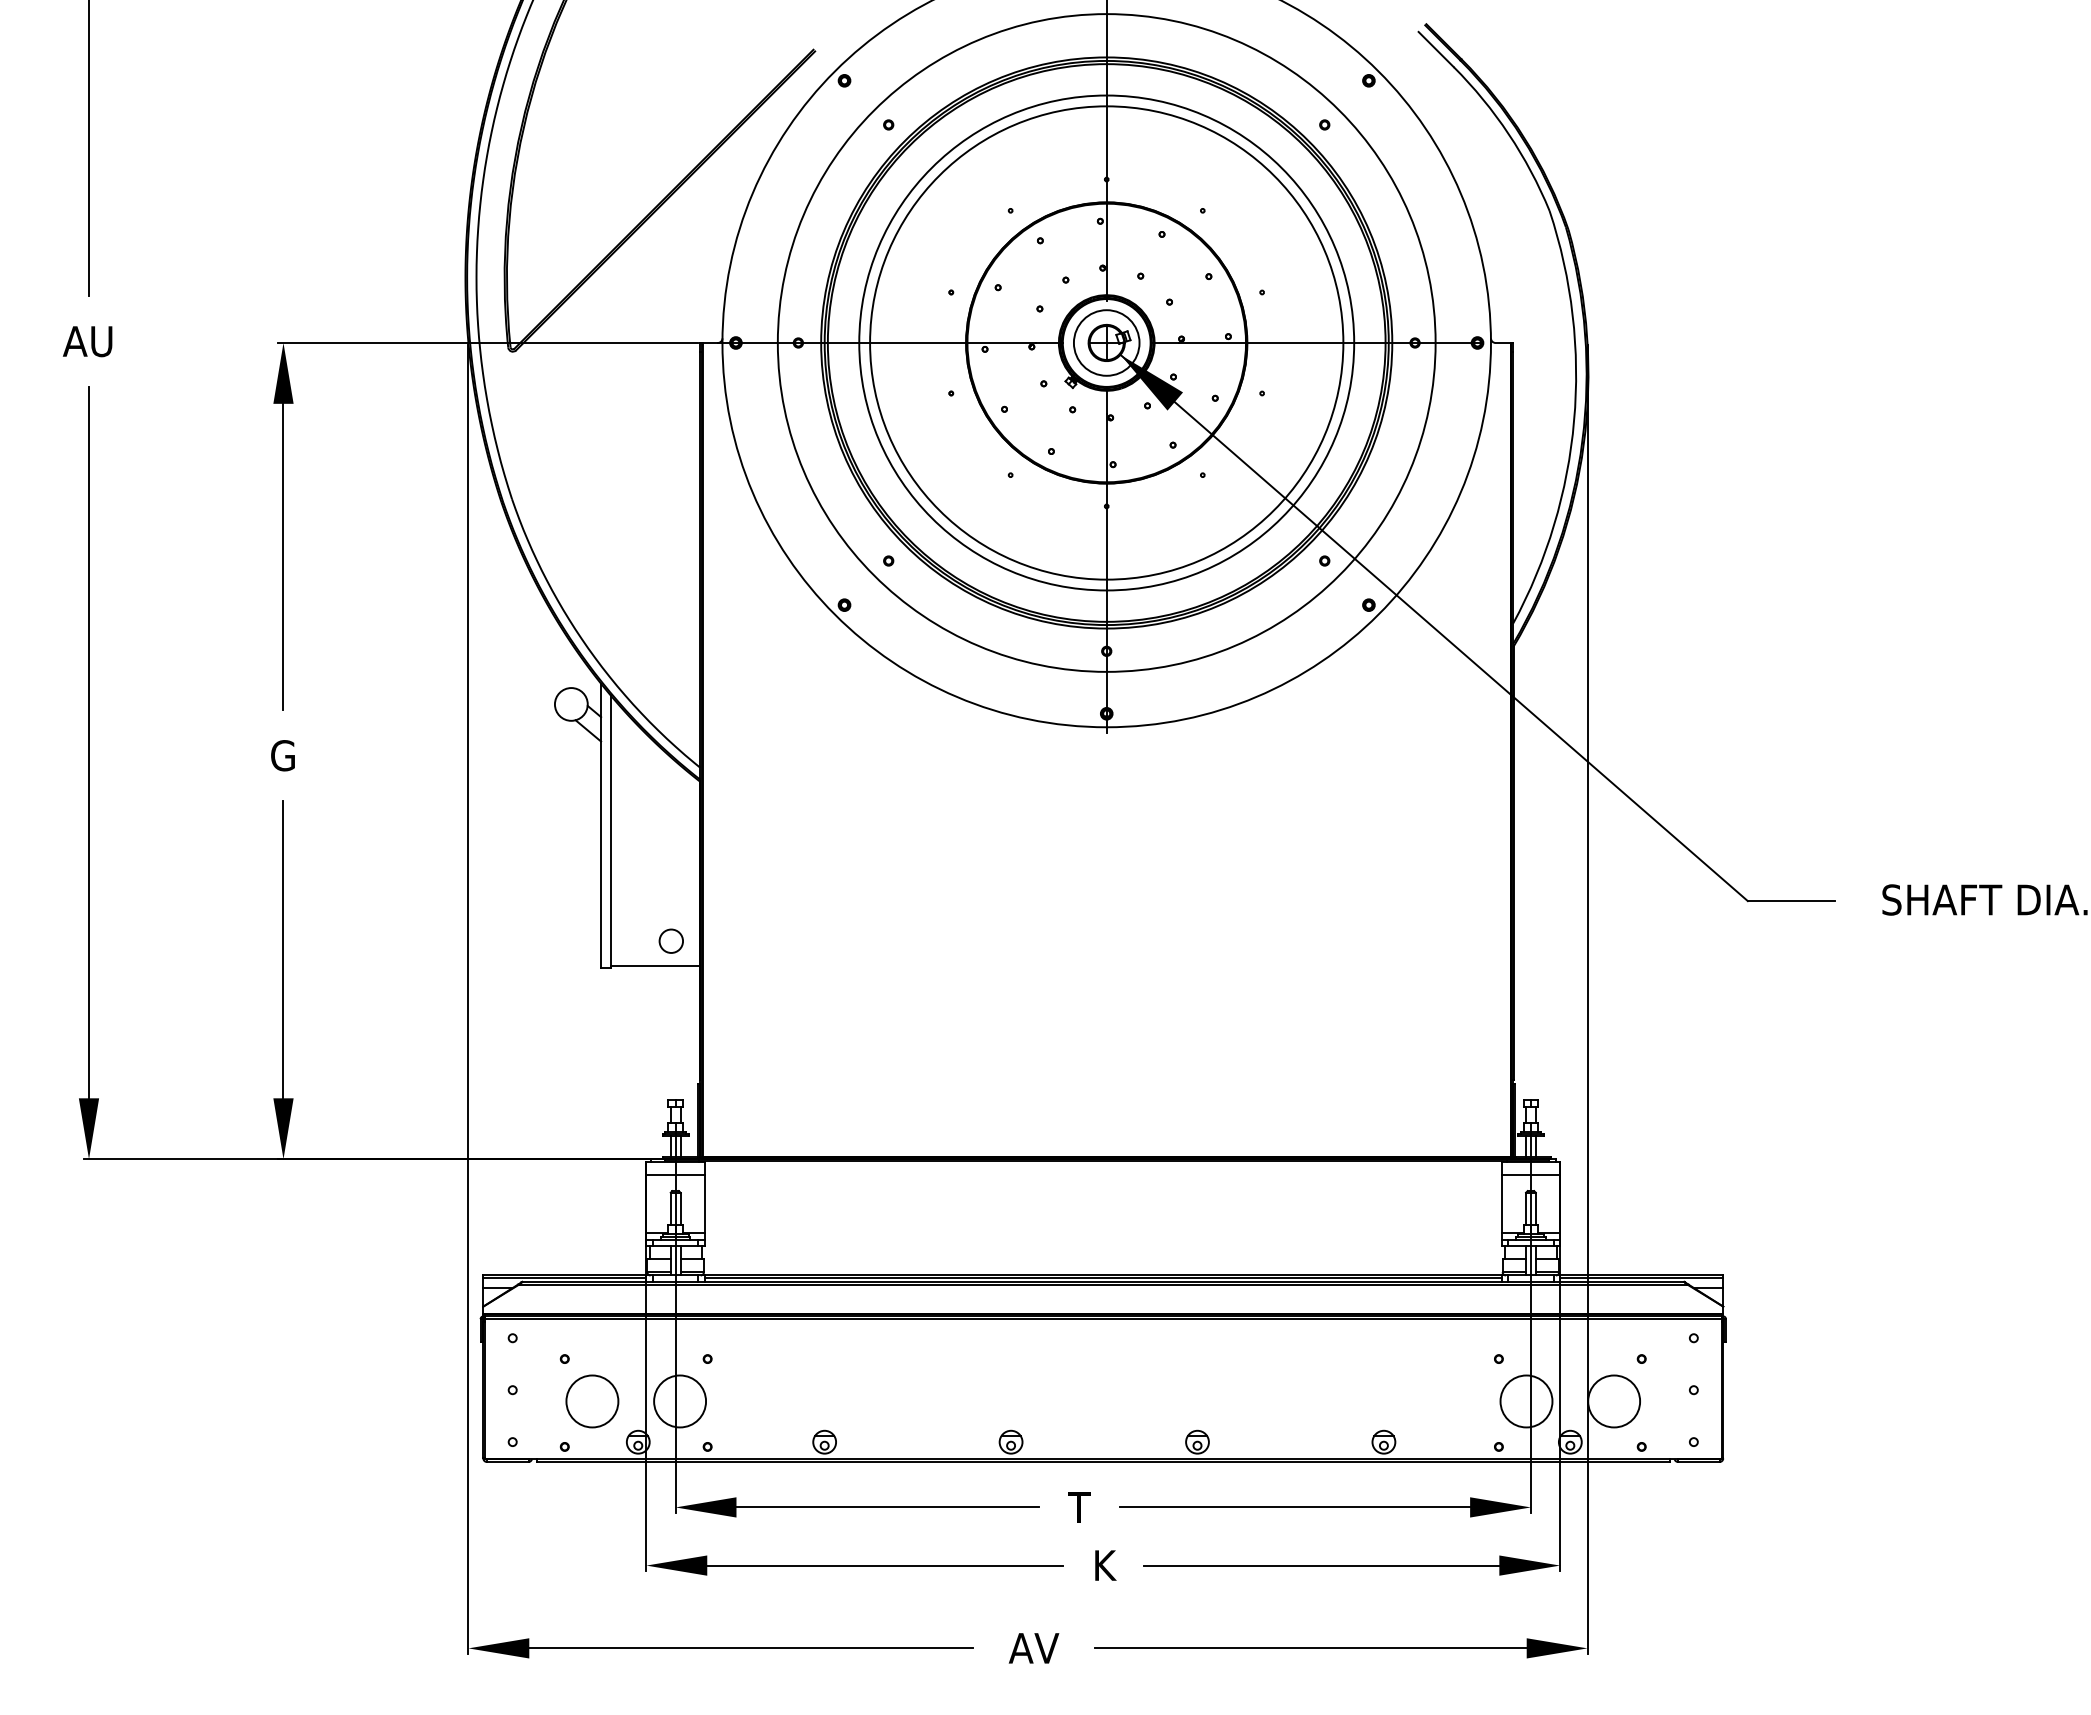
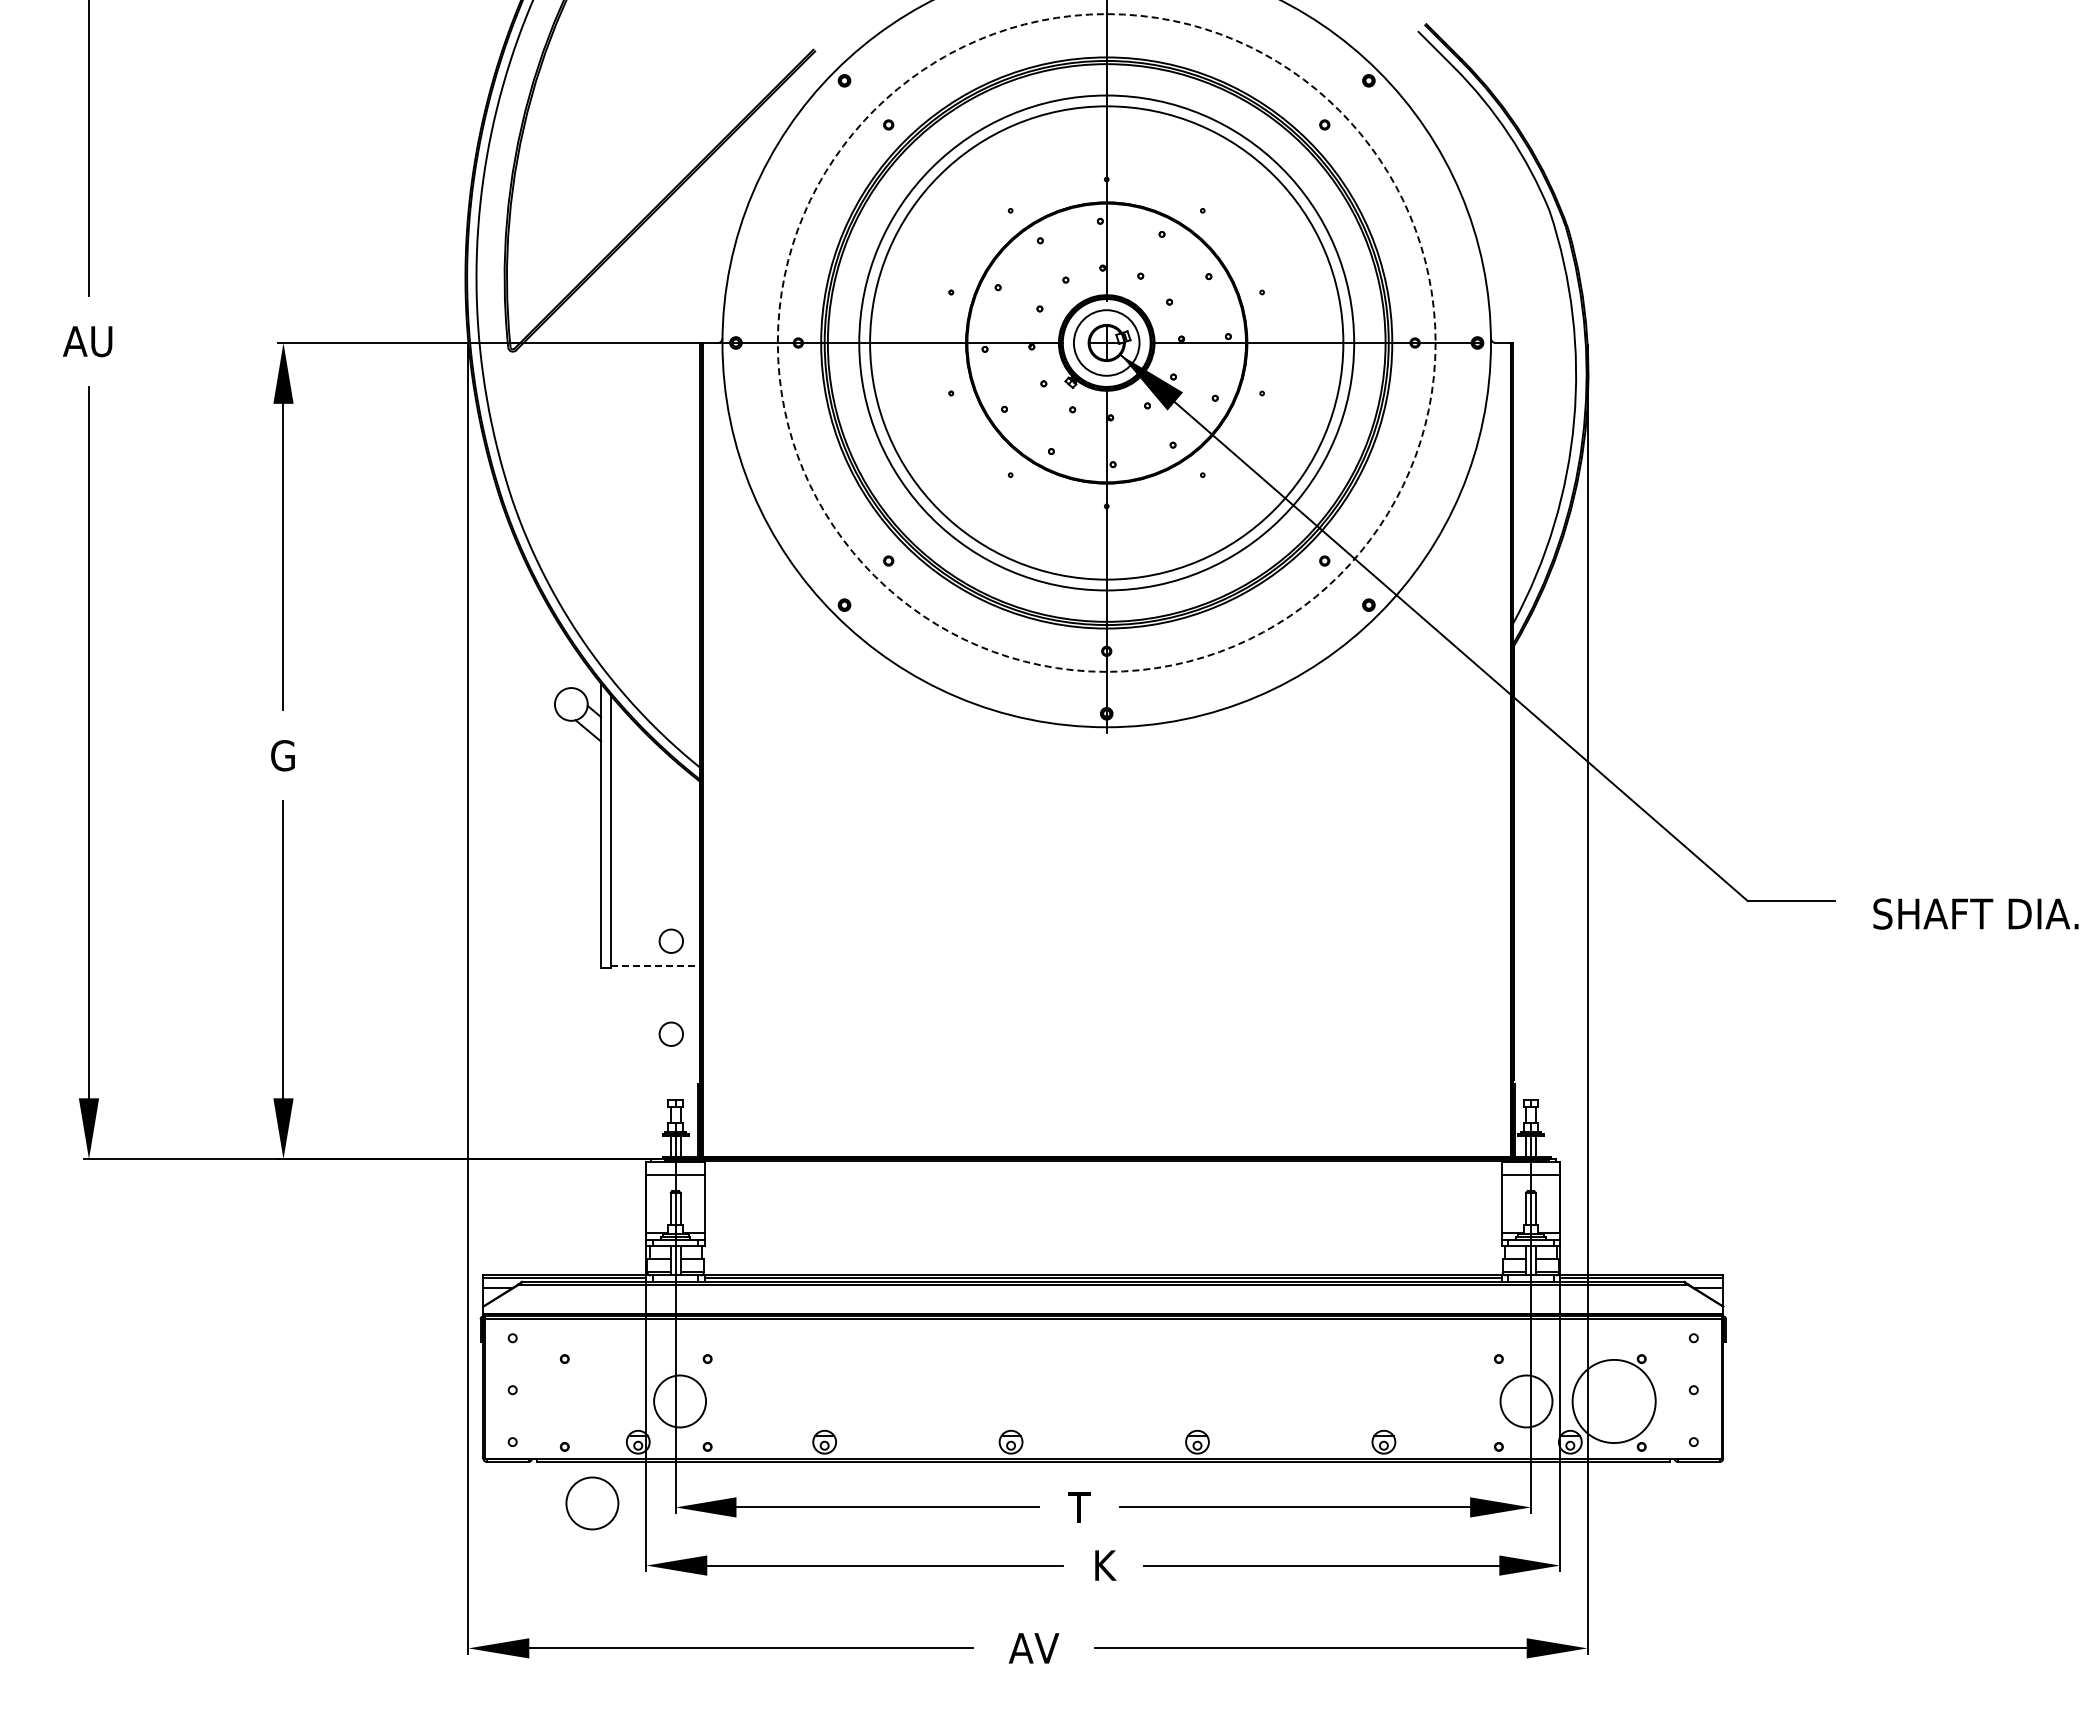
circle: solid -> dashed (1106, 342)
text position: (1984, 899) -> (1975, 913) (1975, 913)
line: solid -> dashed (655, 965)
circle: none -> present (670, 1033)
circle position: (592, 1401) -> (592, 1503) (592, 1503)
circle diameter: 52 px -> 83 px (1613, 1401)
